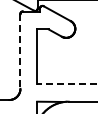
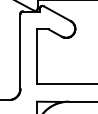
line: dashed -> solid (20, 51)
line: dashed -> solid (67, 83)
